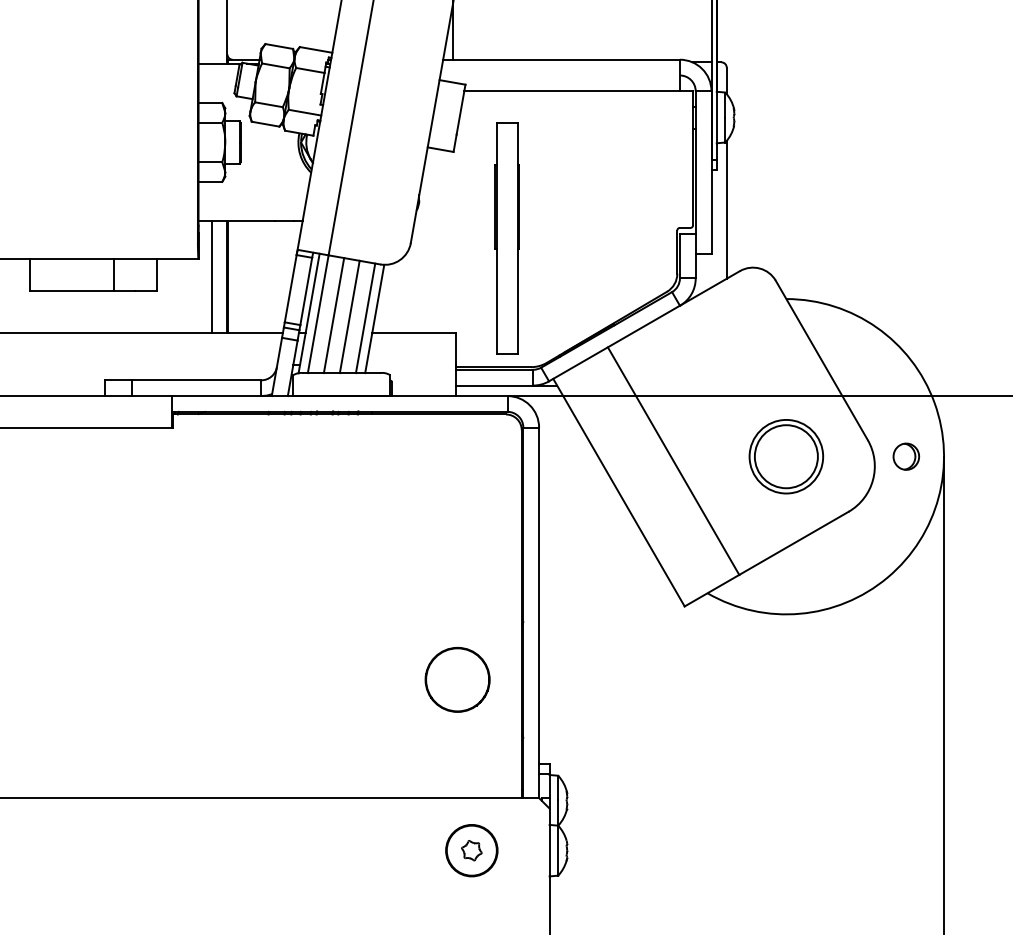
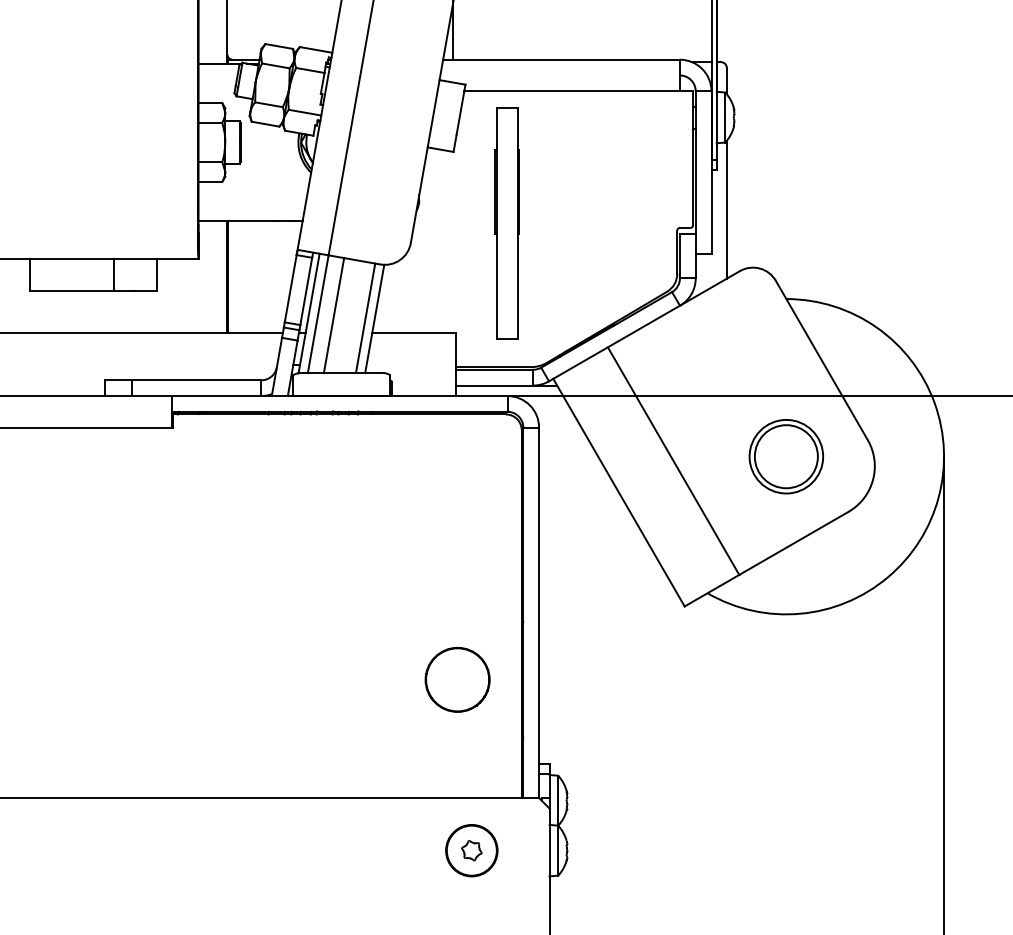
part position: (506, 238) -> (506, 223) (506, 223)
line: present -> none (211, 277)
line: present -> none (349, 316)
part: present -> none (905, 456)
